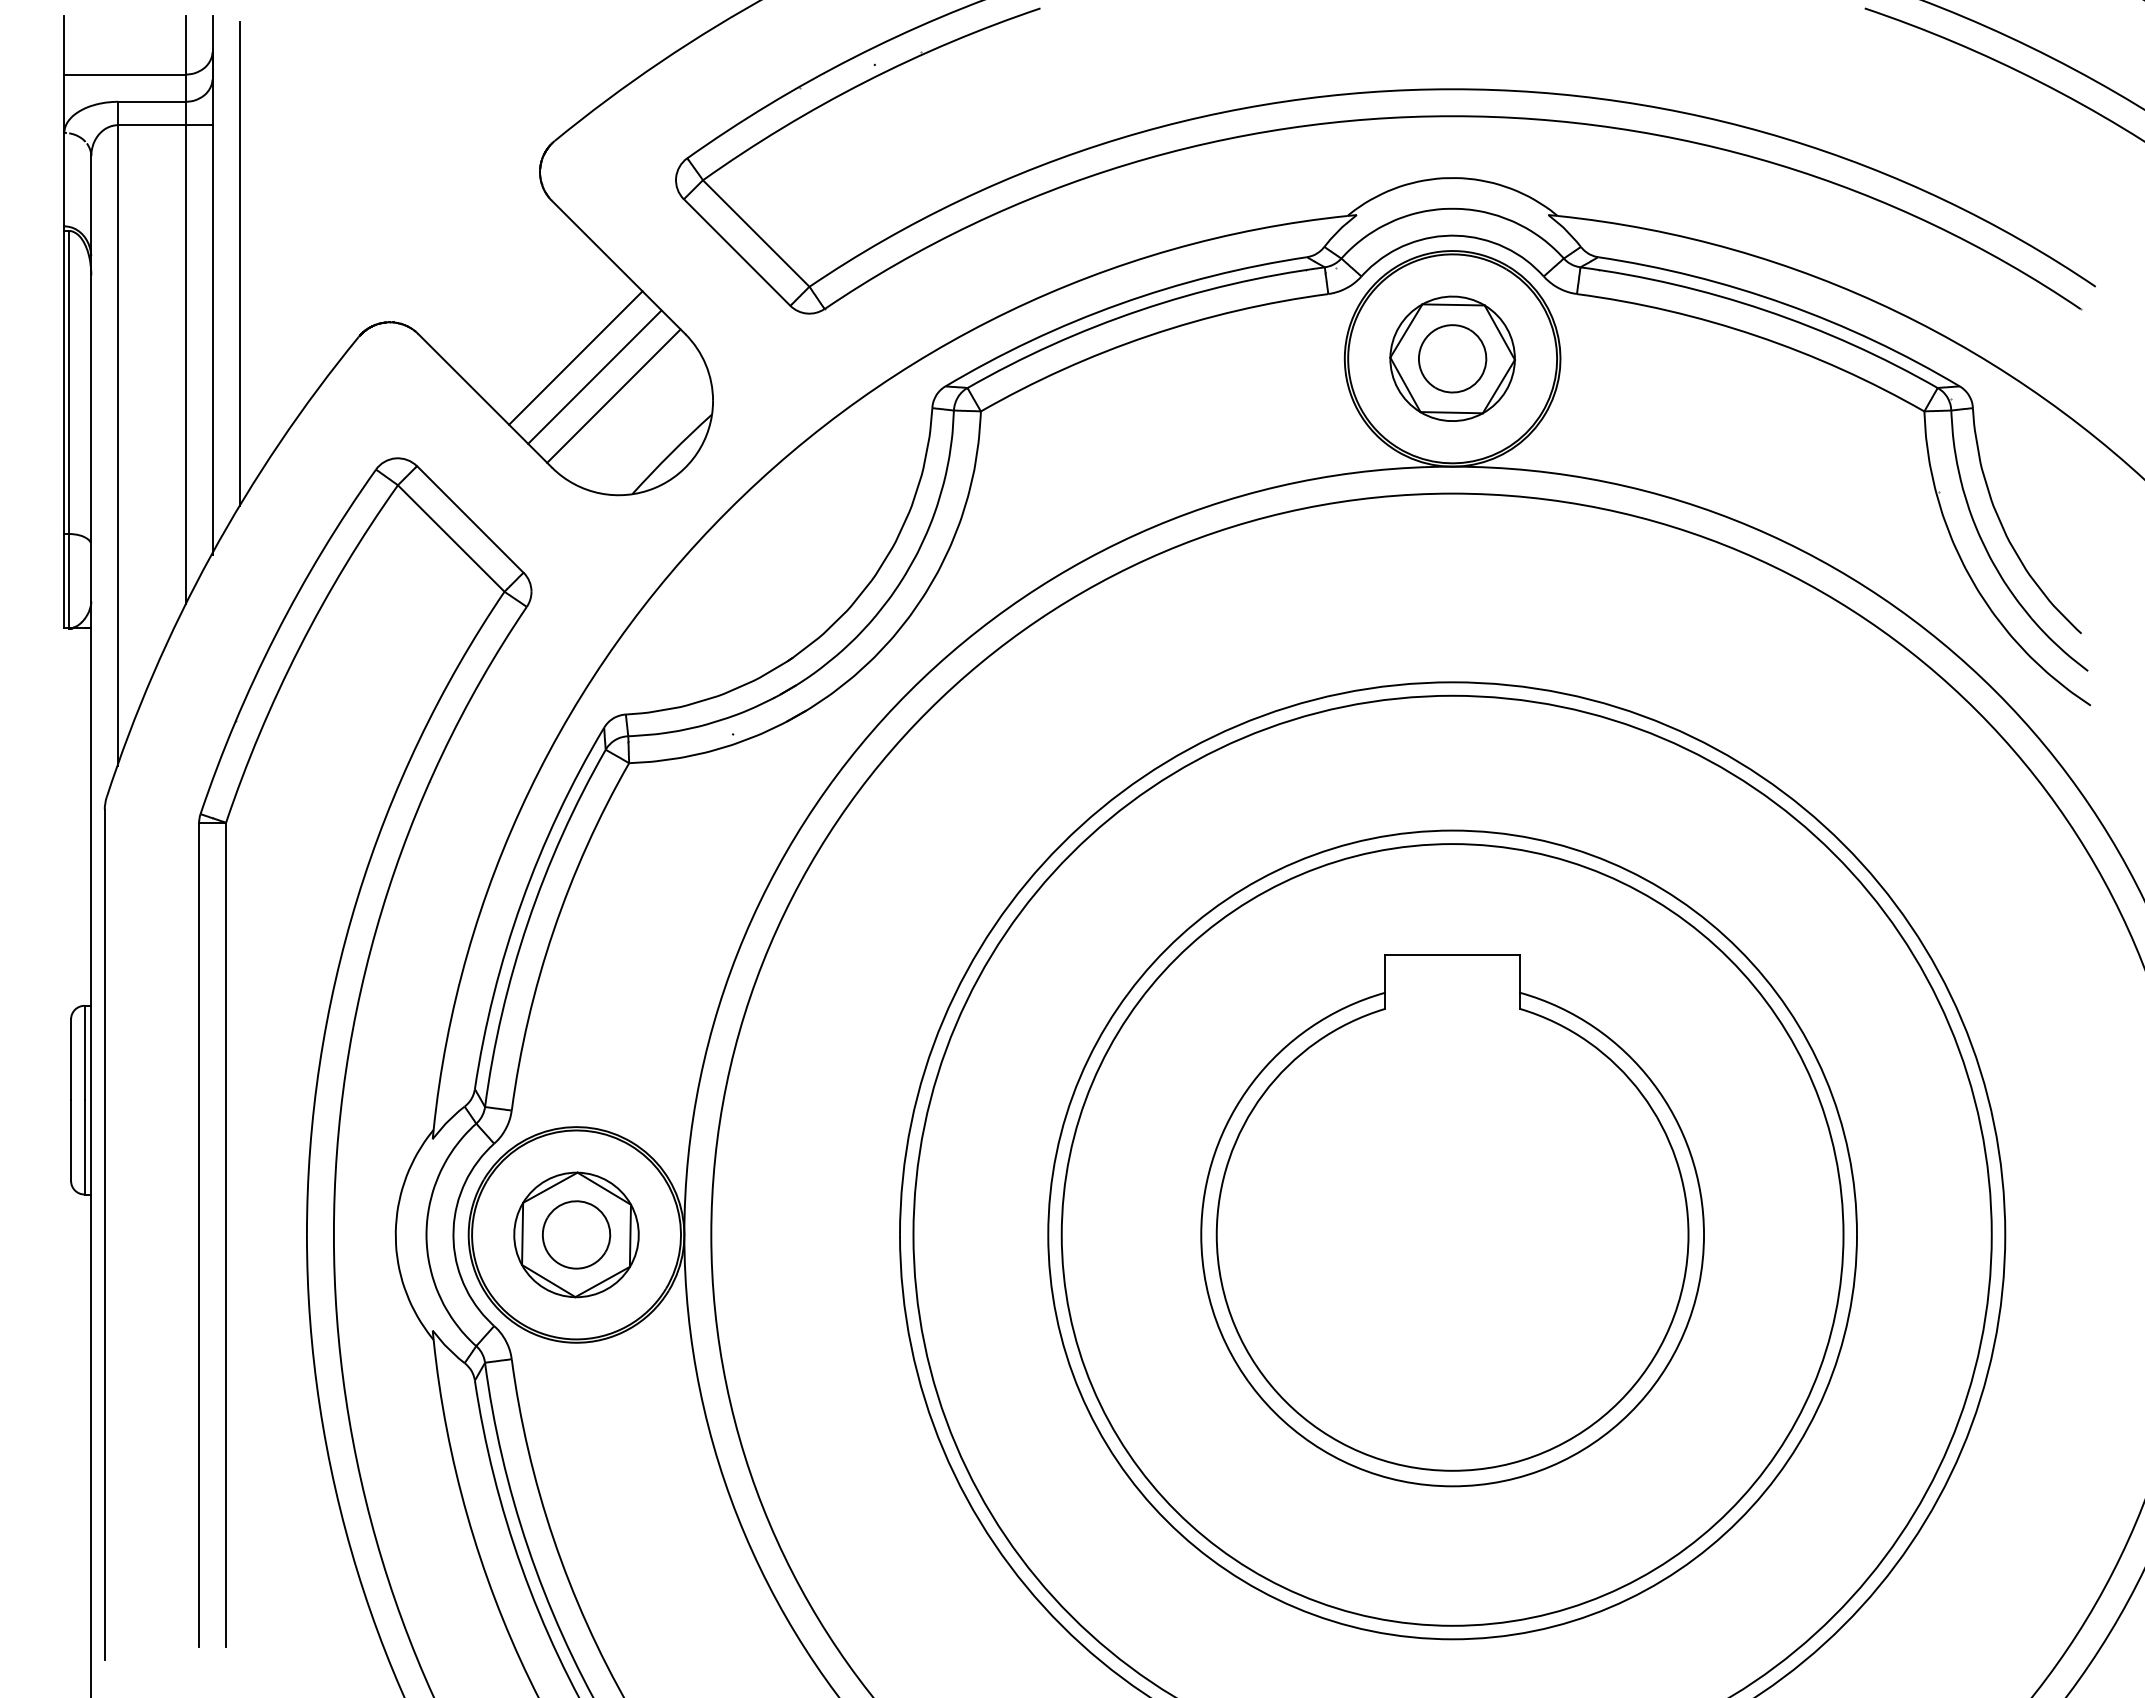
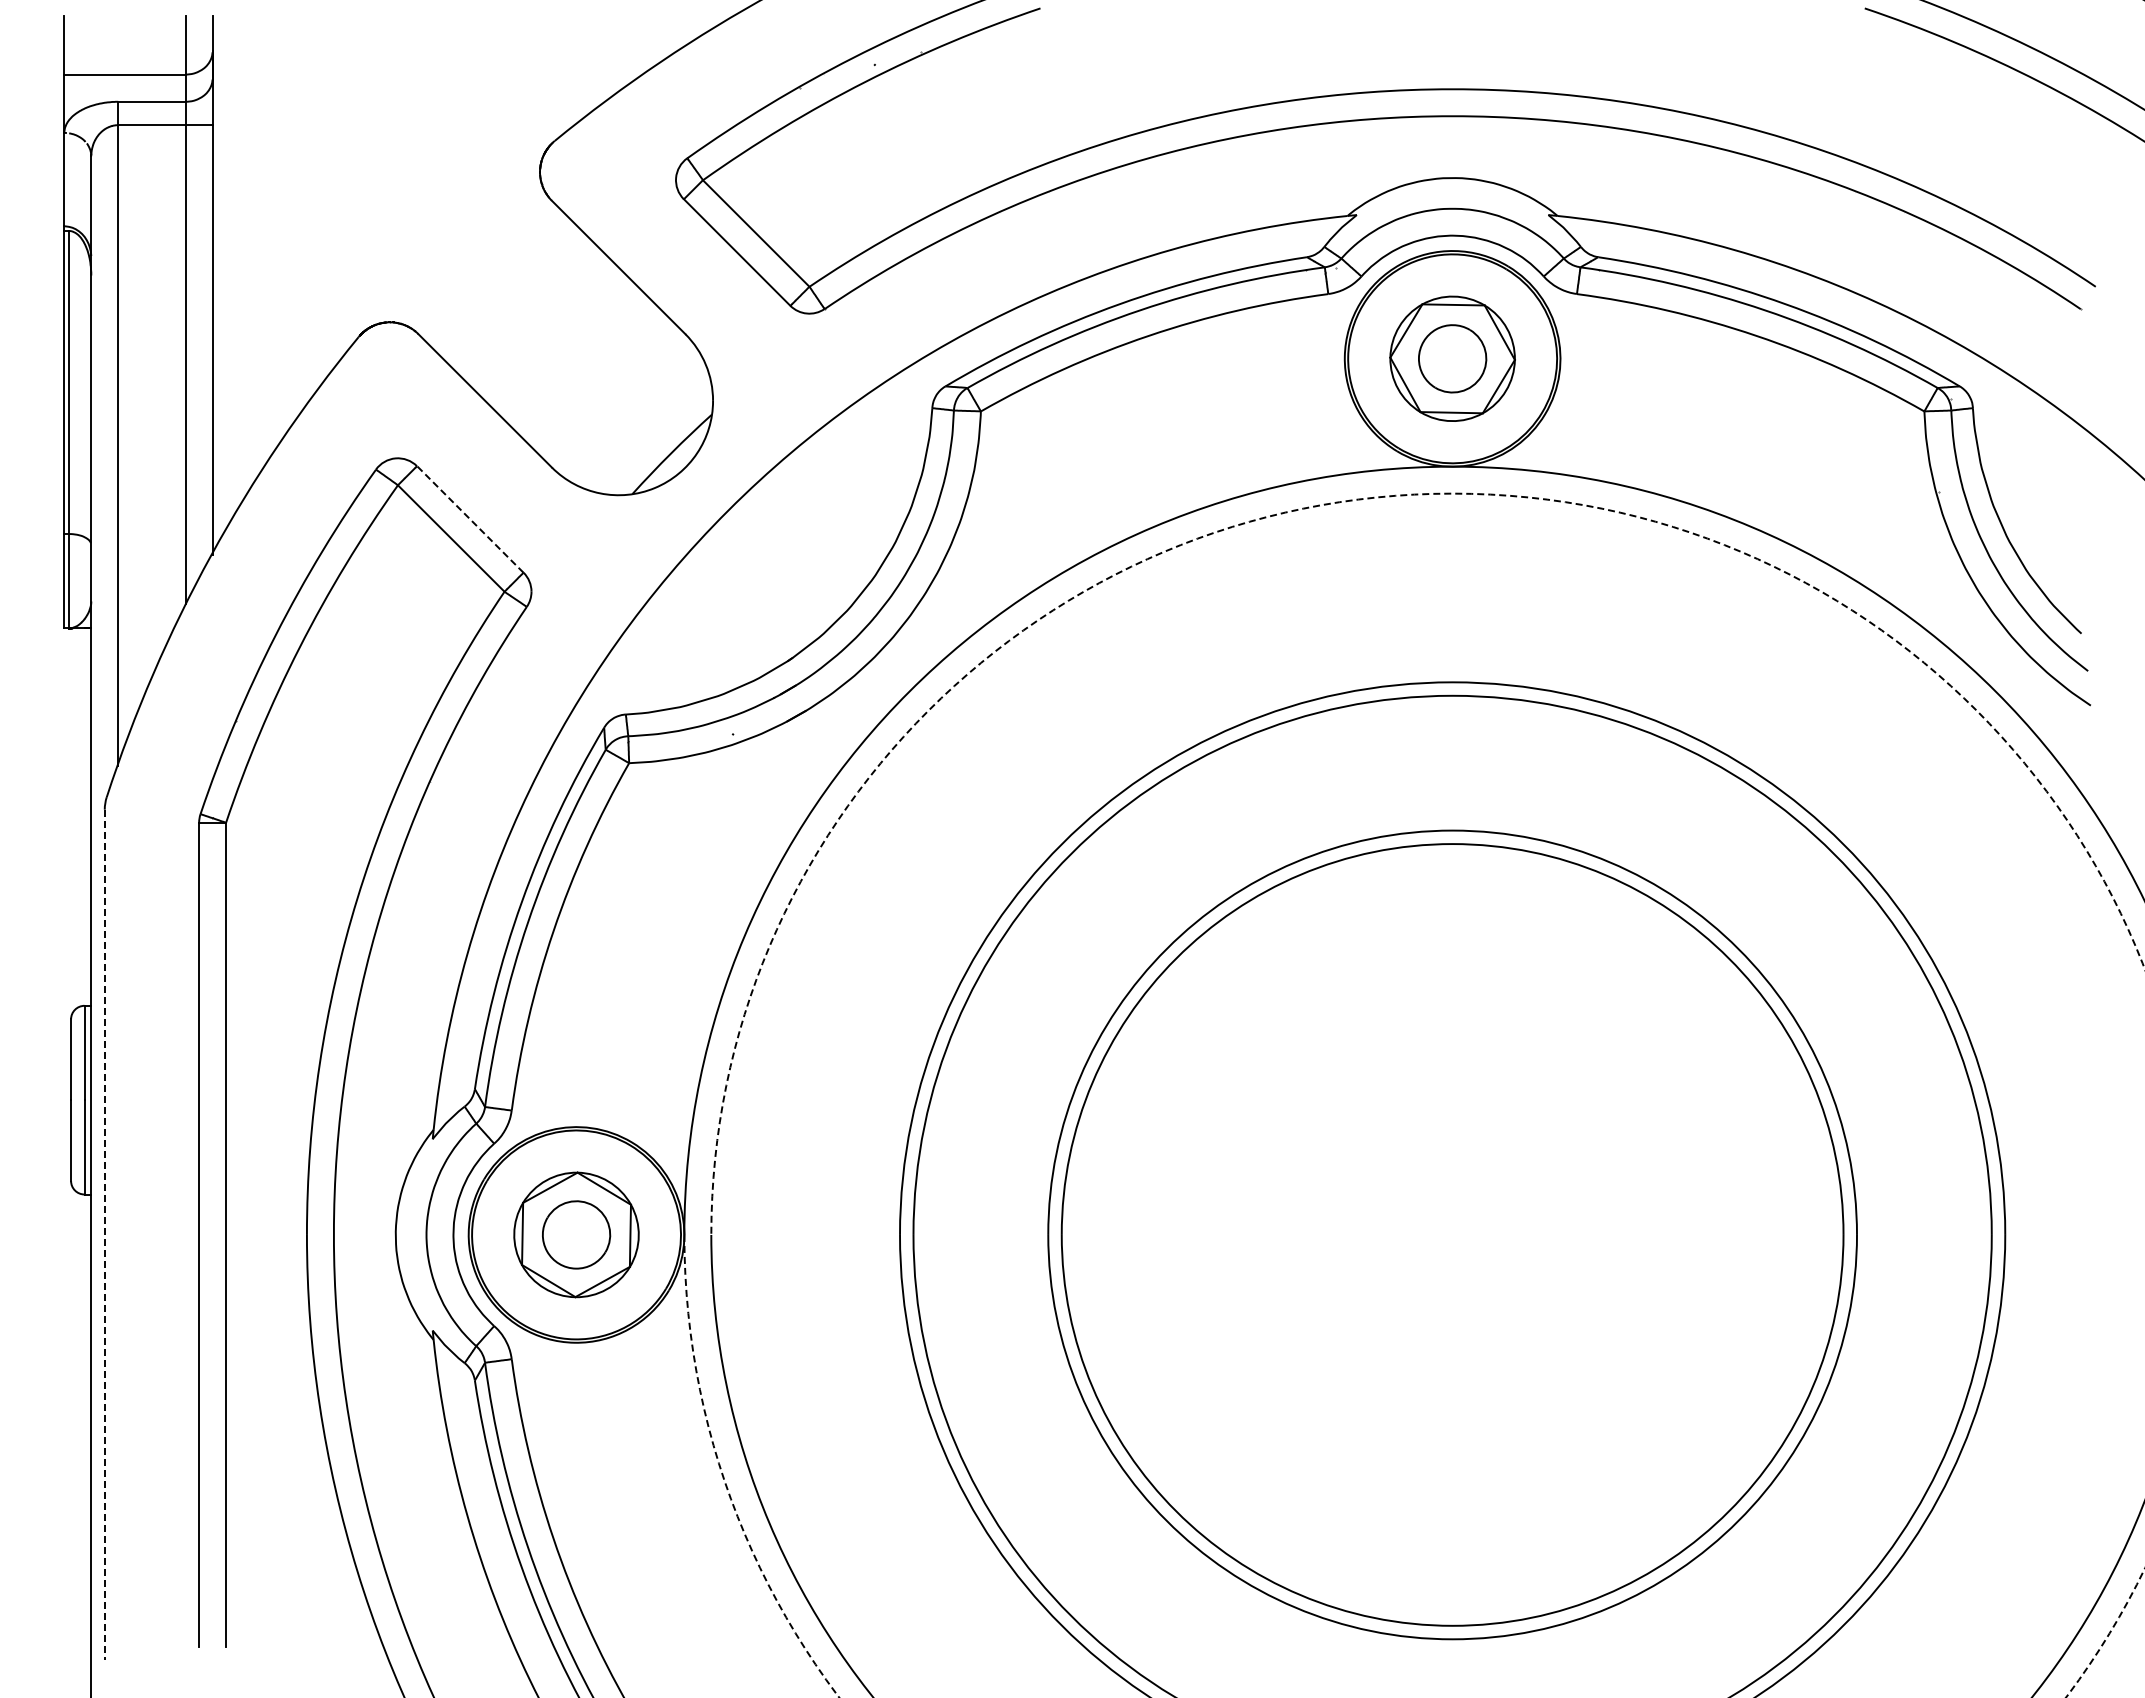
line: present -> none (239, 263)
line: present -> none (575, 357)
line: present -> none (594, 376)
line: present -> none (613, 395)
arc: solid -> dashed (1317, 506)
line: solid -> dashed (469, 519)
part: present -> none (1452, 1220)
line: solid -> dashed (104, 1235)
arc: solid -> dashed (752, 1551)
